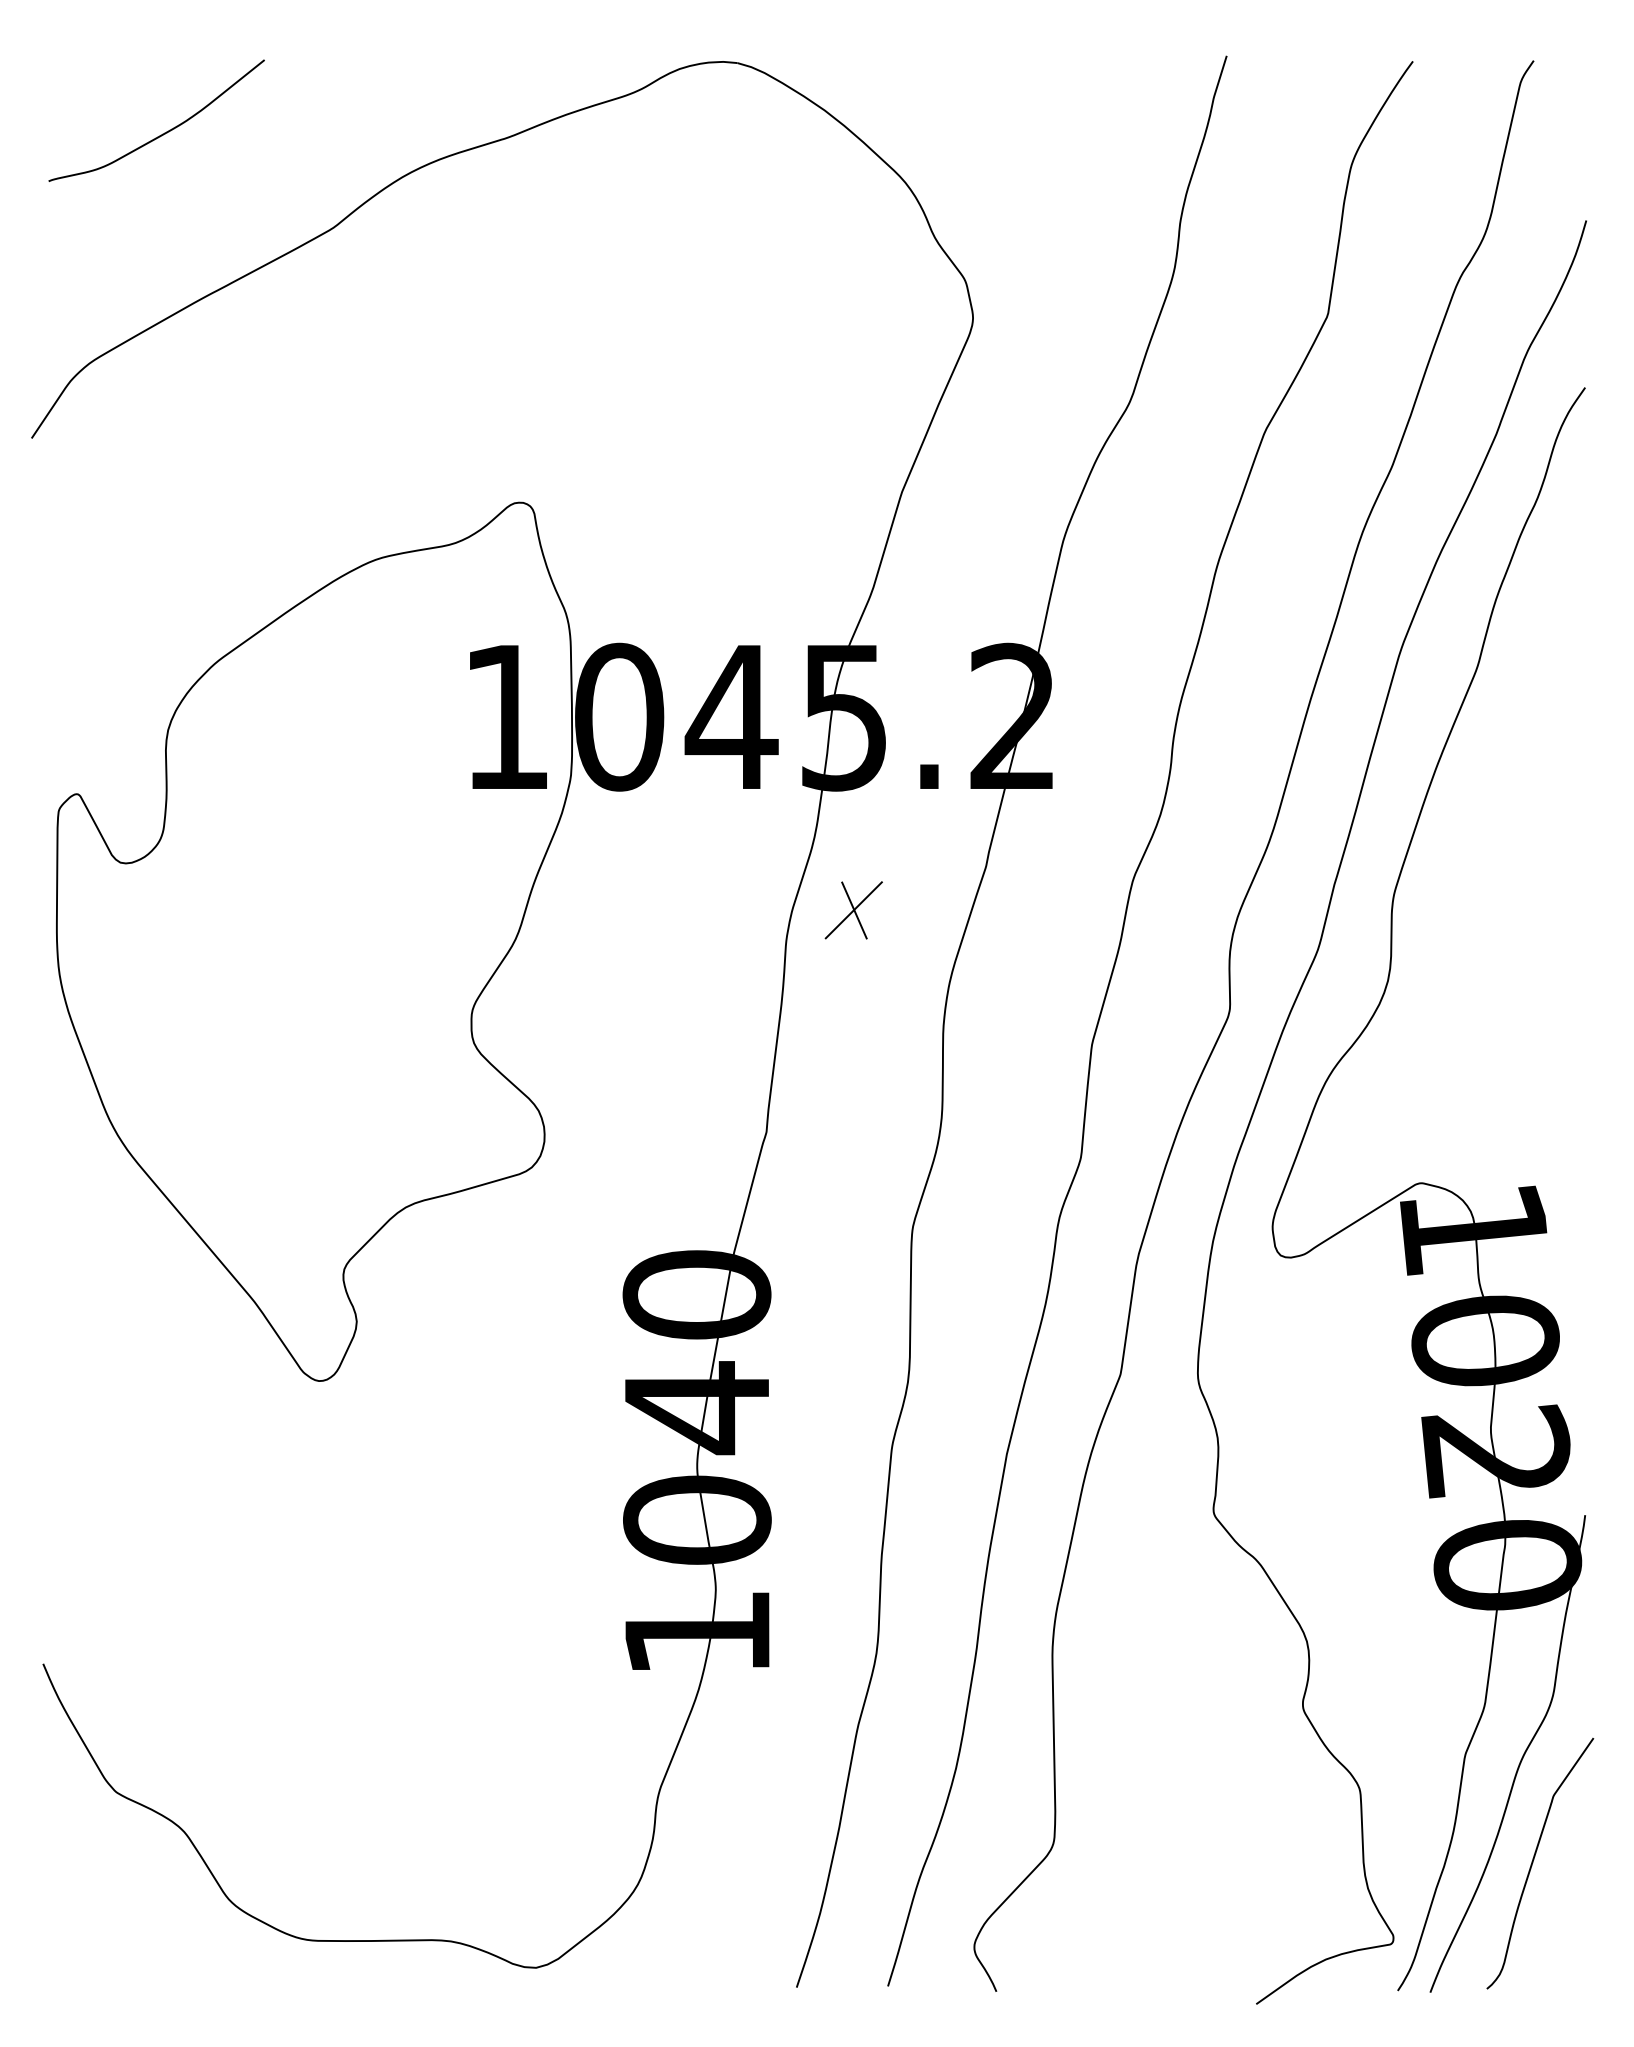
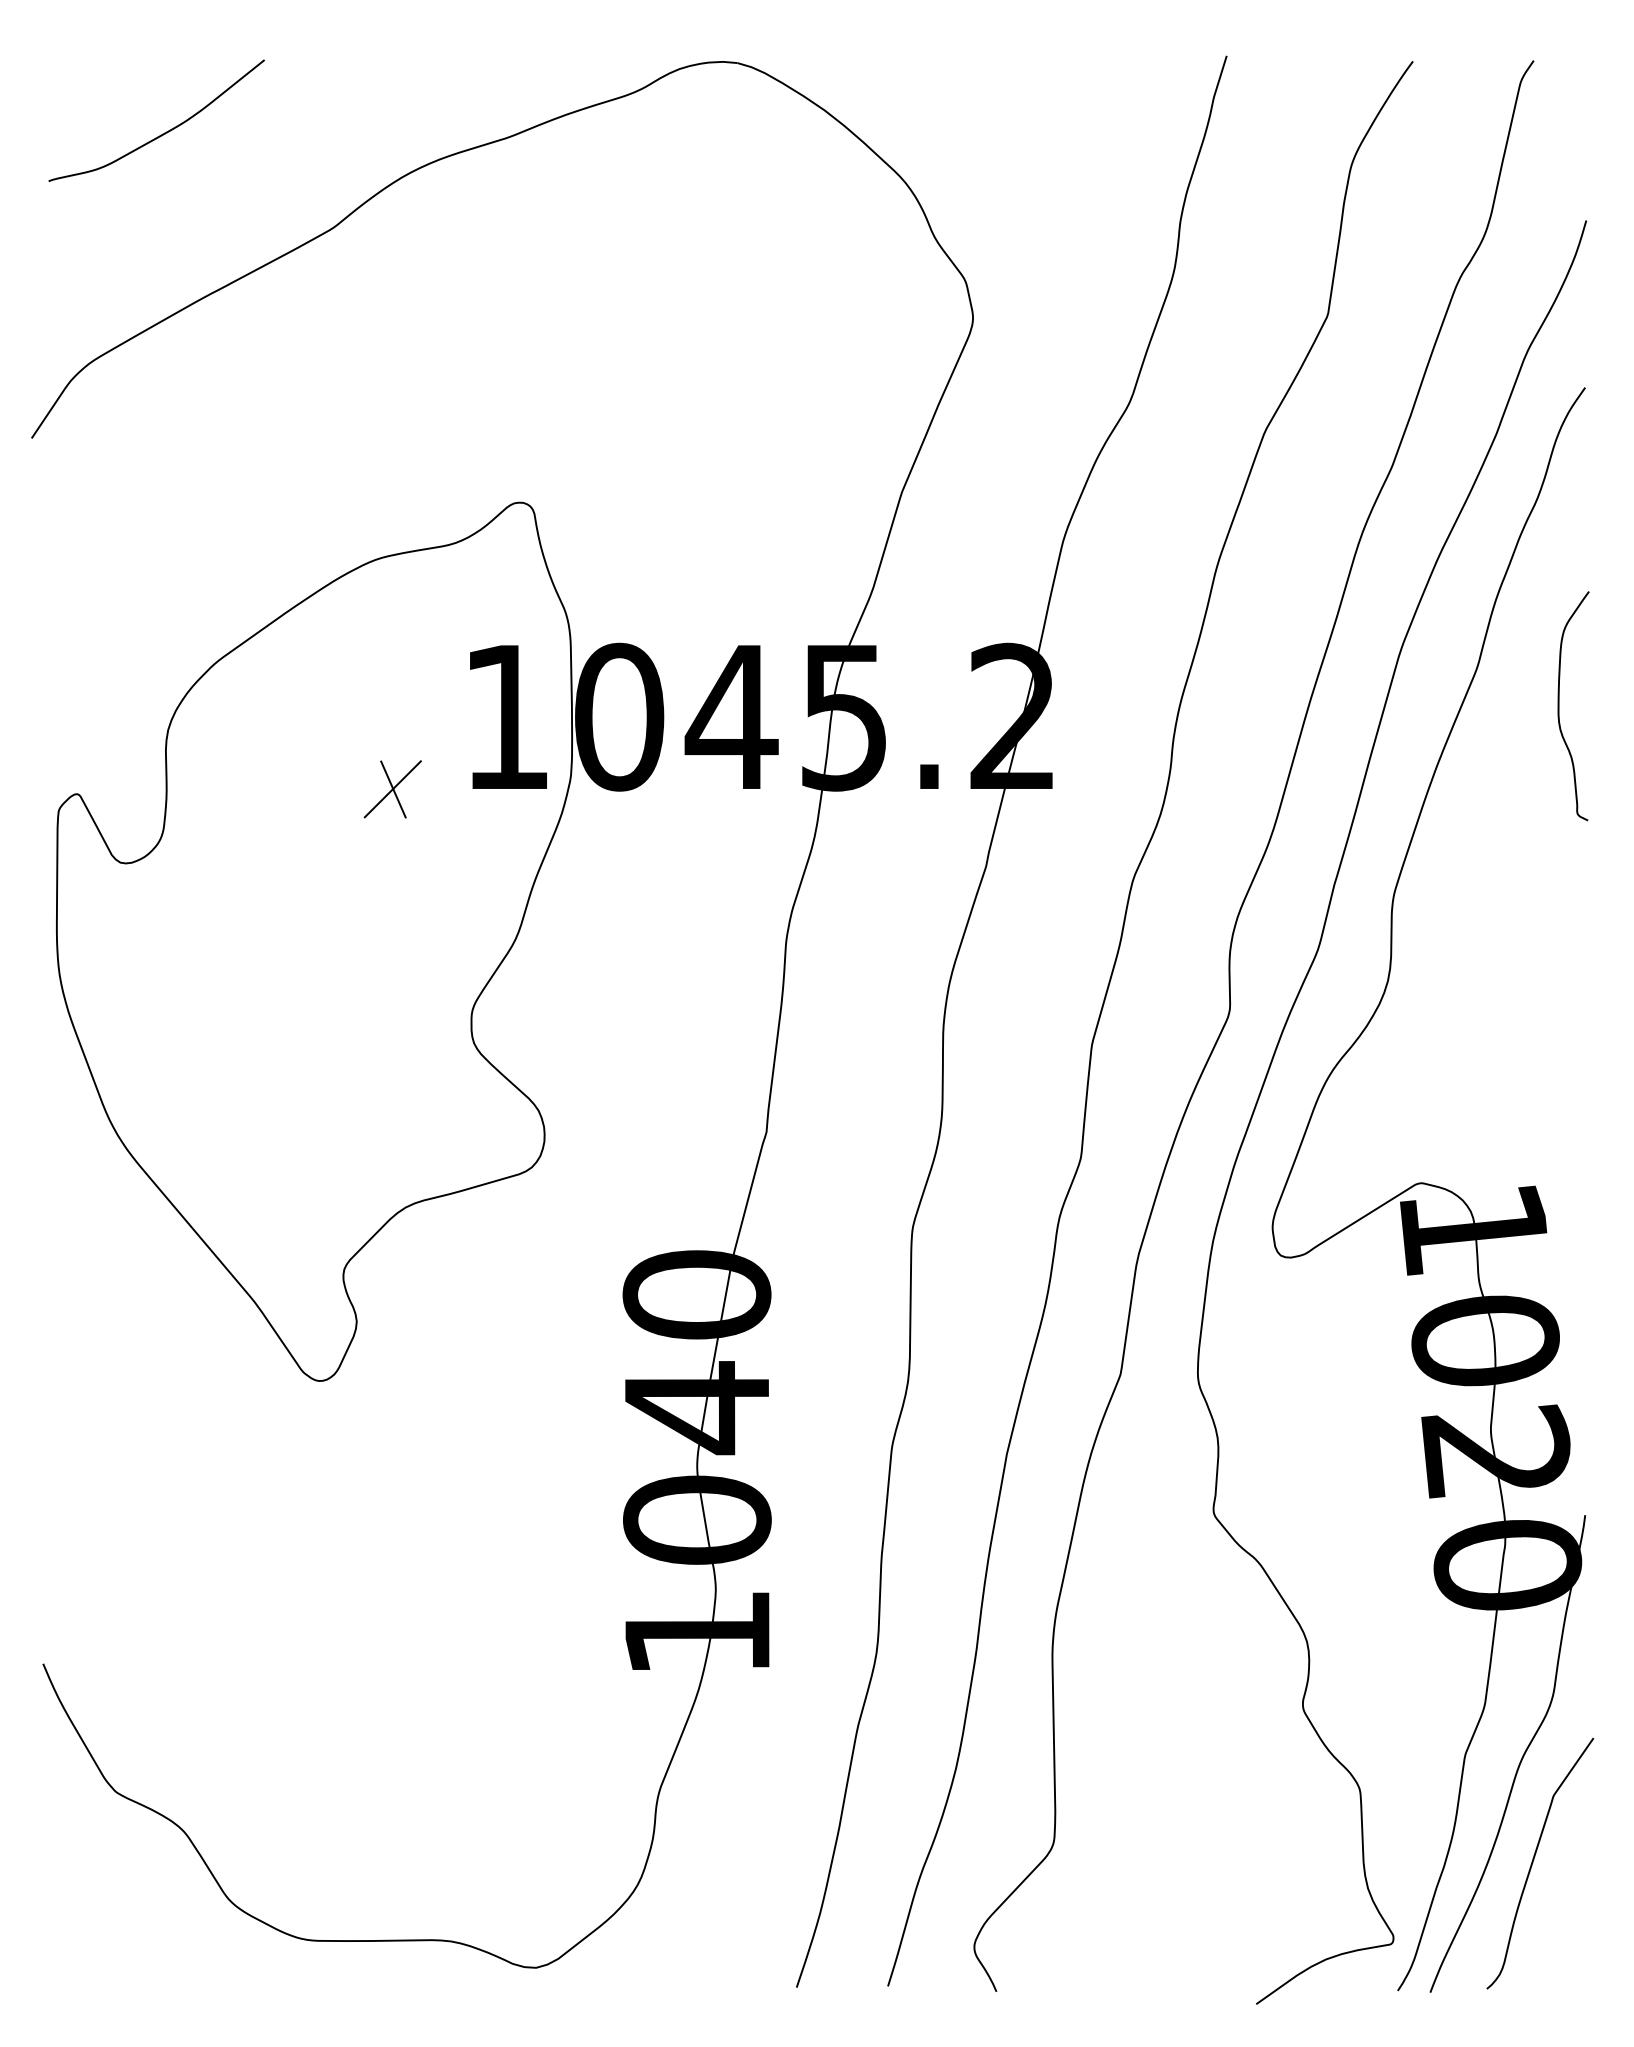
curve: none -> present (1559, 706)
part position: (853, 910) -> (392, 789) (392, 789)
